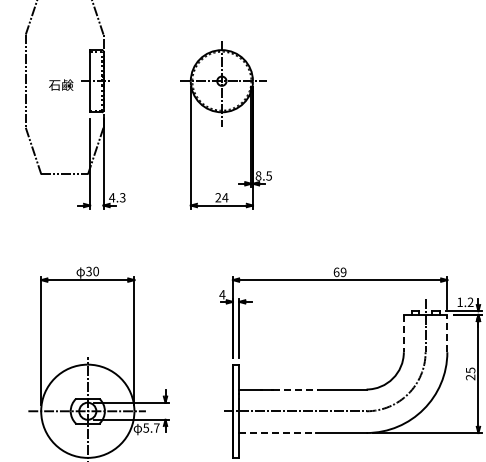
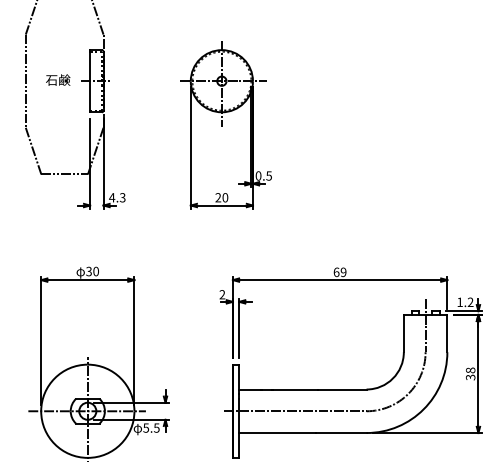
text position: (61, 84) -> (58, 79) (58, 79)
text: 8.5 -> 0.5 (258, 176)
text: 24 -> 20 (225, 197)
text: 4 -> 2 (222, 294)
line: dashed -> solid (403, 333)
line: dashed -> solid (447, 333)
text: 25 -> 38 (470, 373)
line: dashed -> solid (296, 389)
text: 5.7 -> 5.5 (156, 427)
line: dashed -> solid (278, 433)
